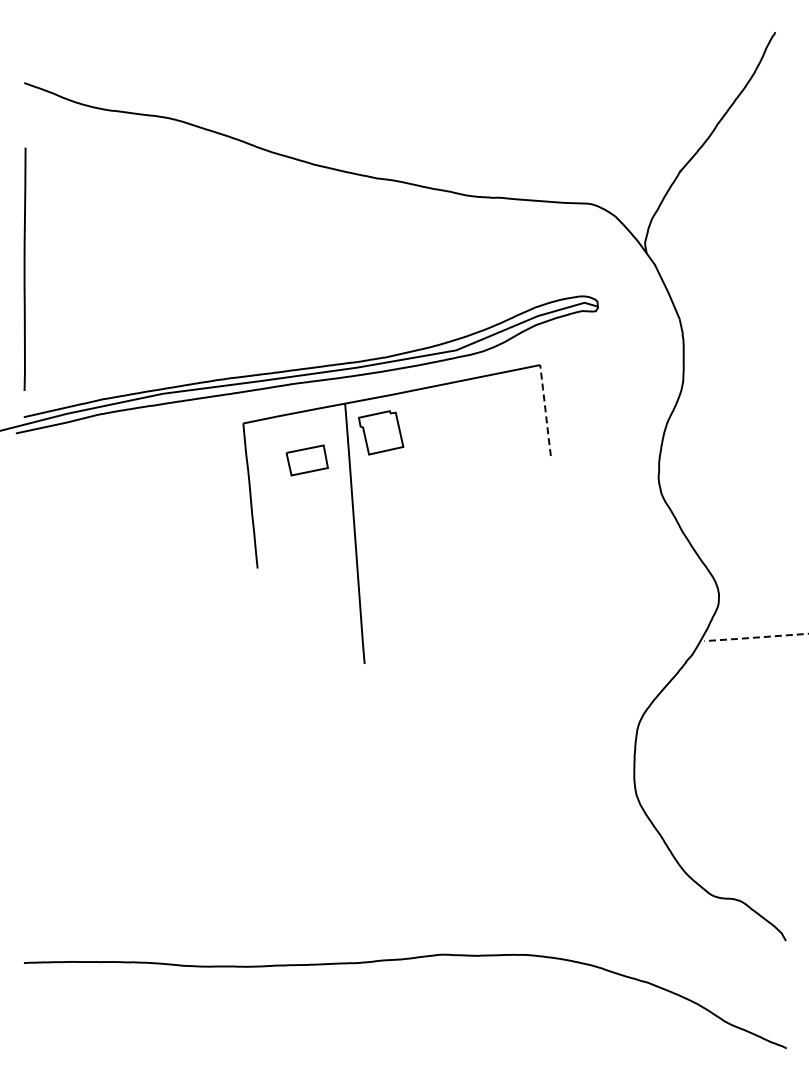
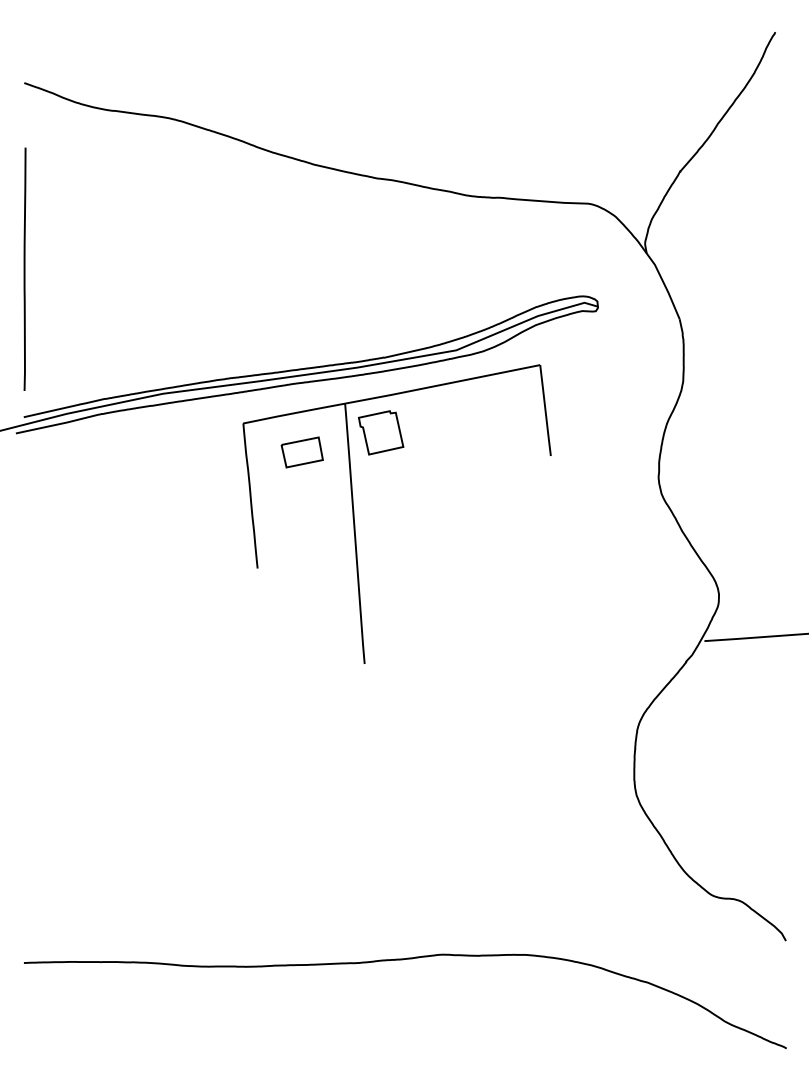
line: dashed -> solid (545, 409)
part position: (306, 460) -> (301, 452) (301, 452)
line: dashed -> solid (755, 637)
